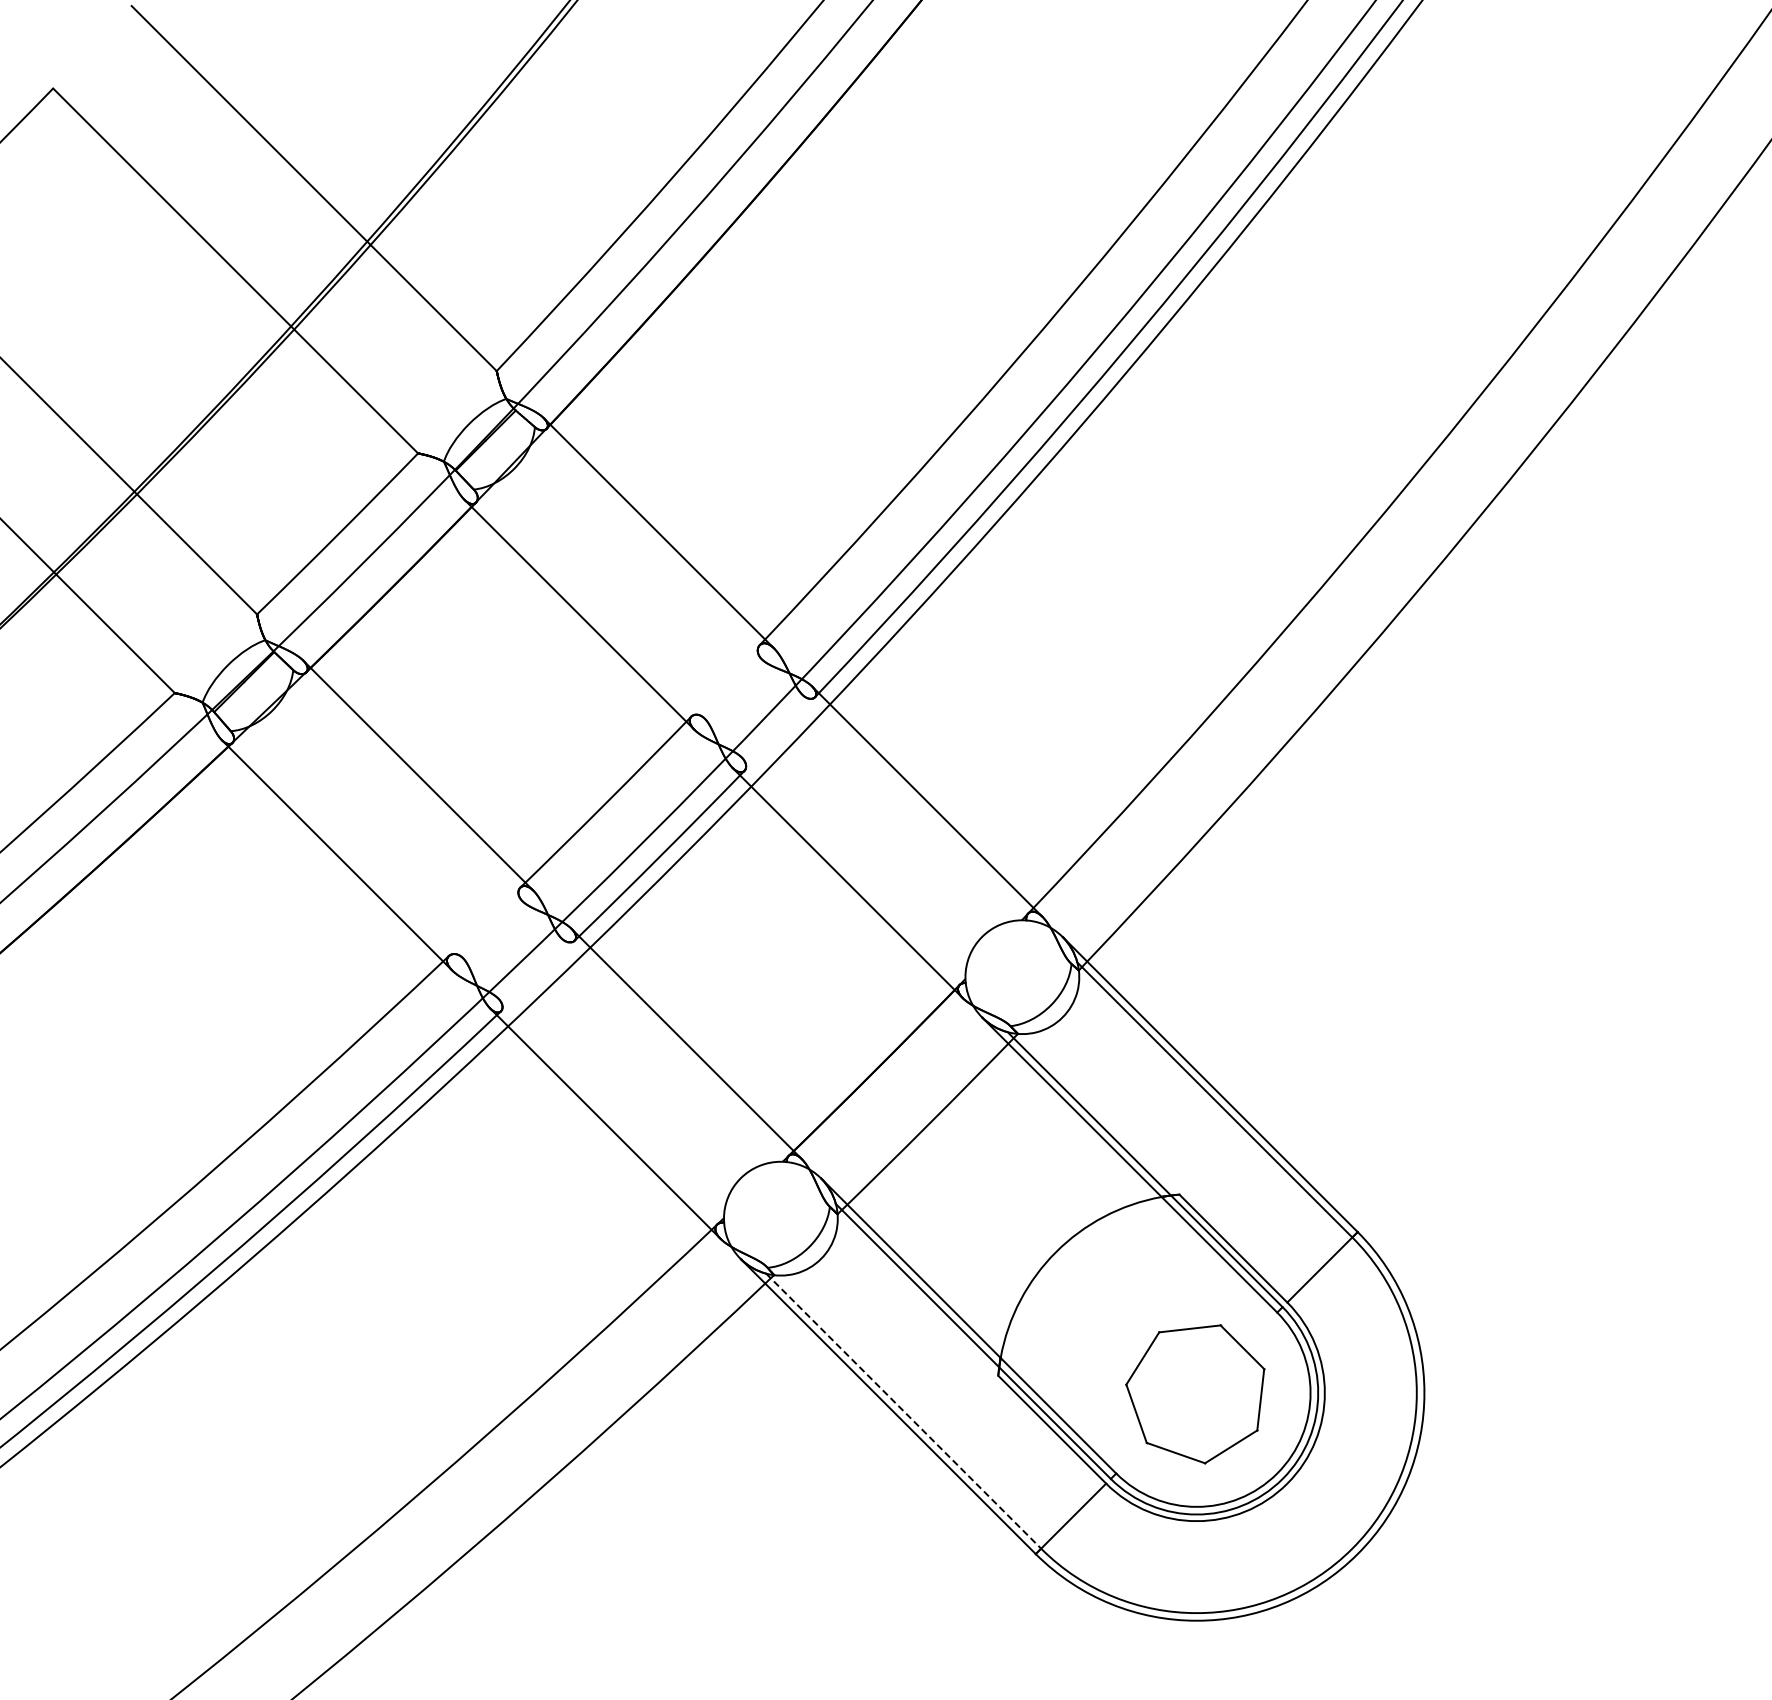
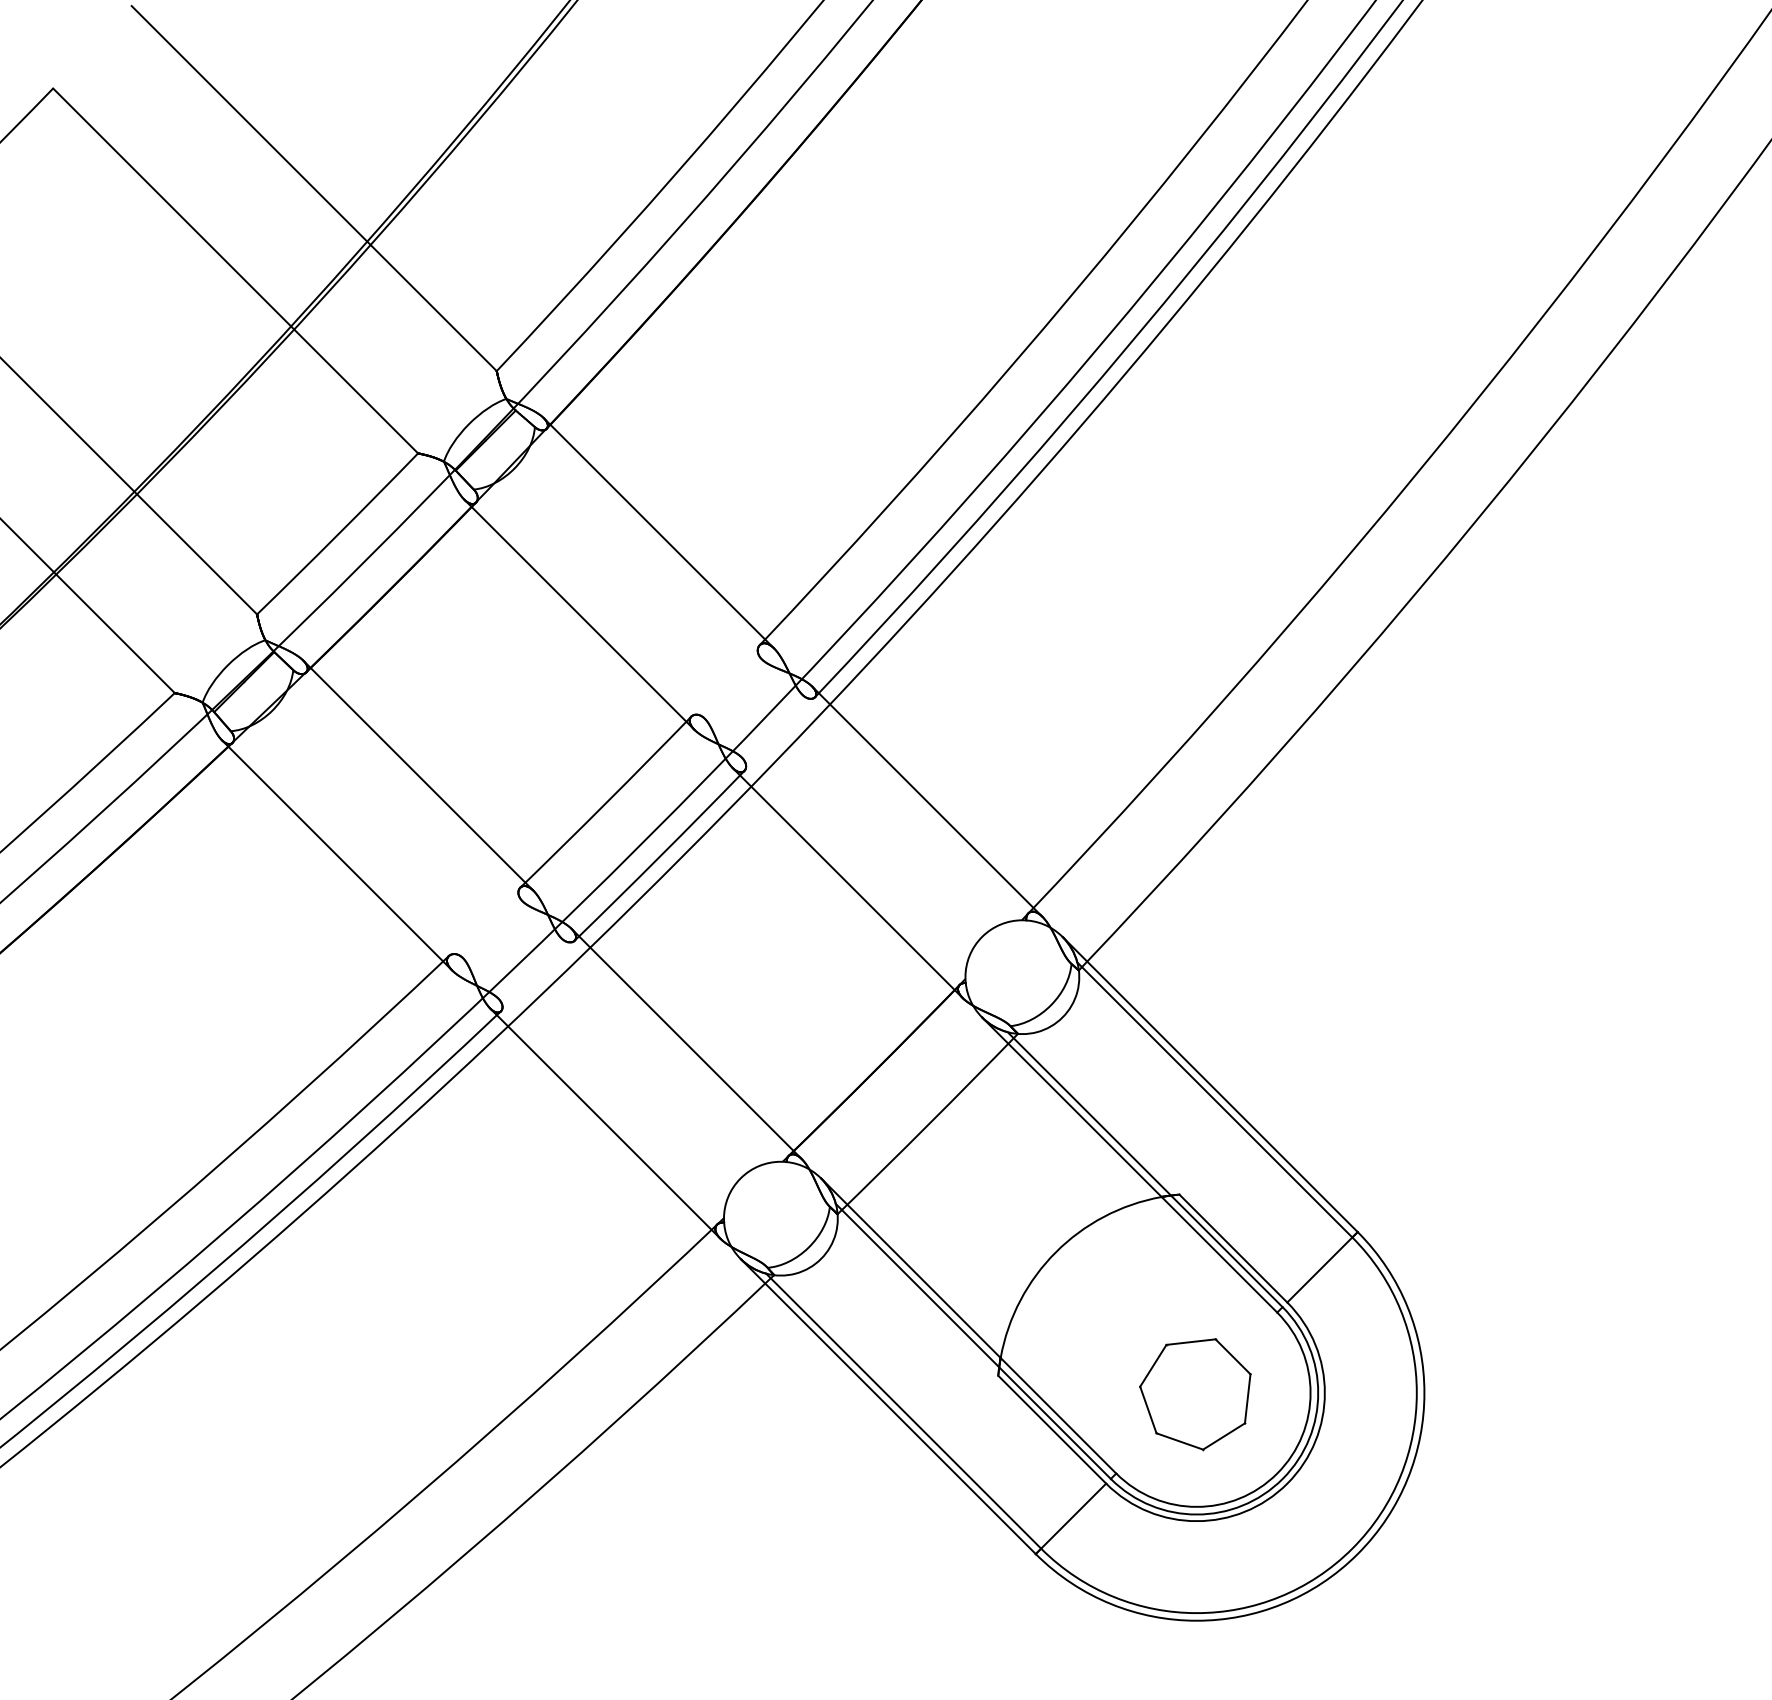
part size: 141x141 px -> 113x114 px (1195, 1394)
line: dashed -> solid (904, 1411)
